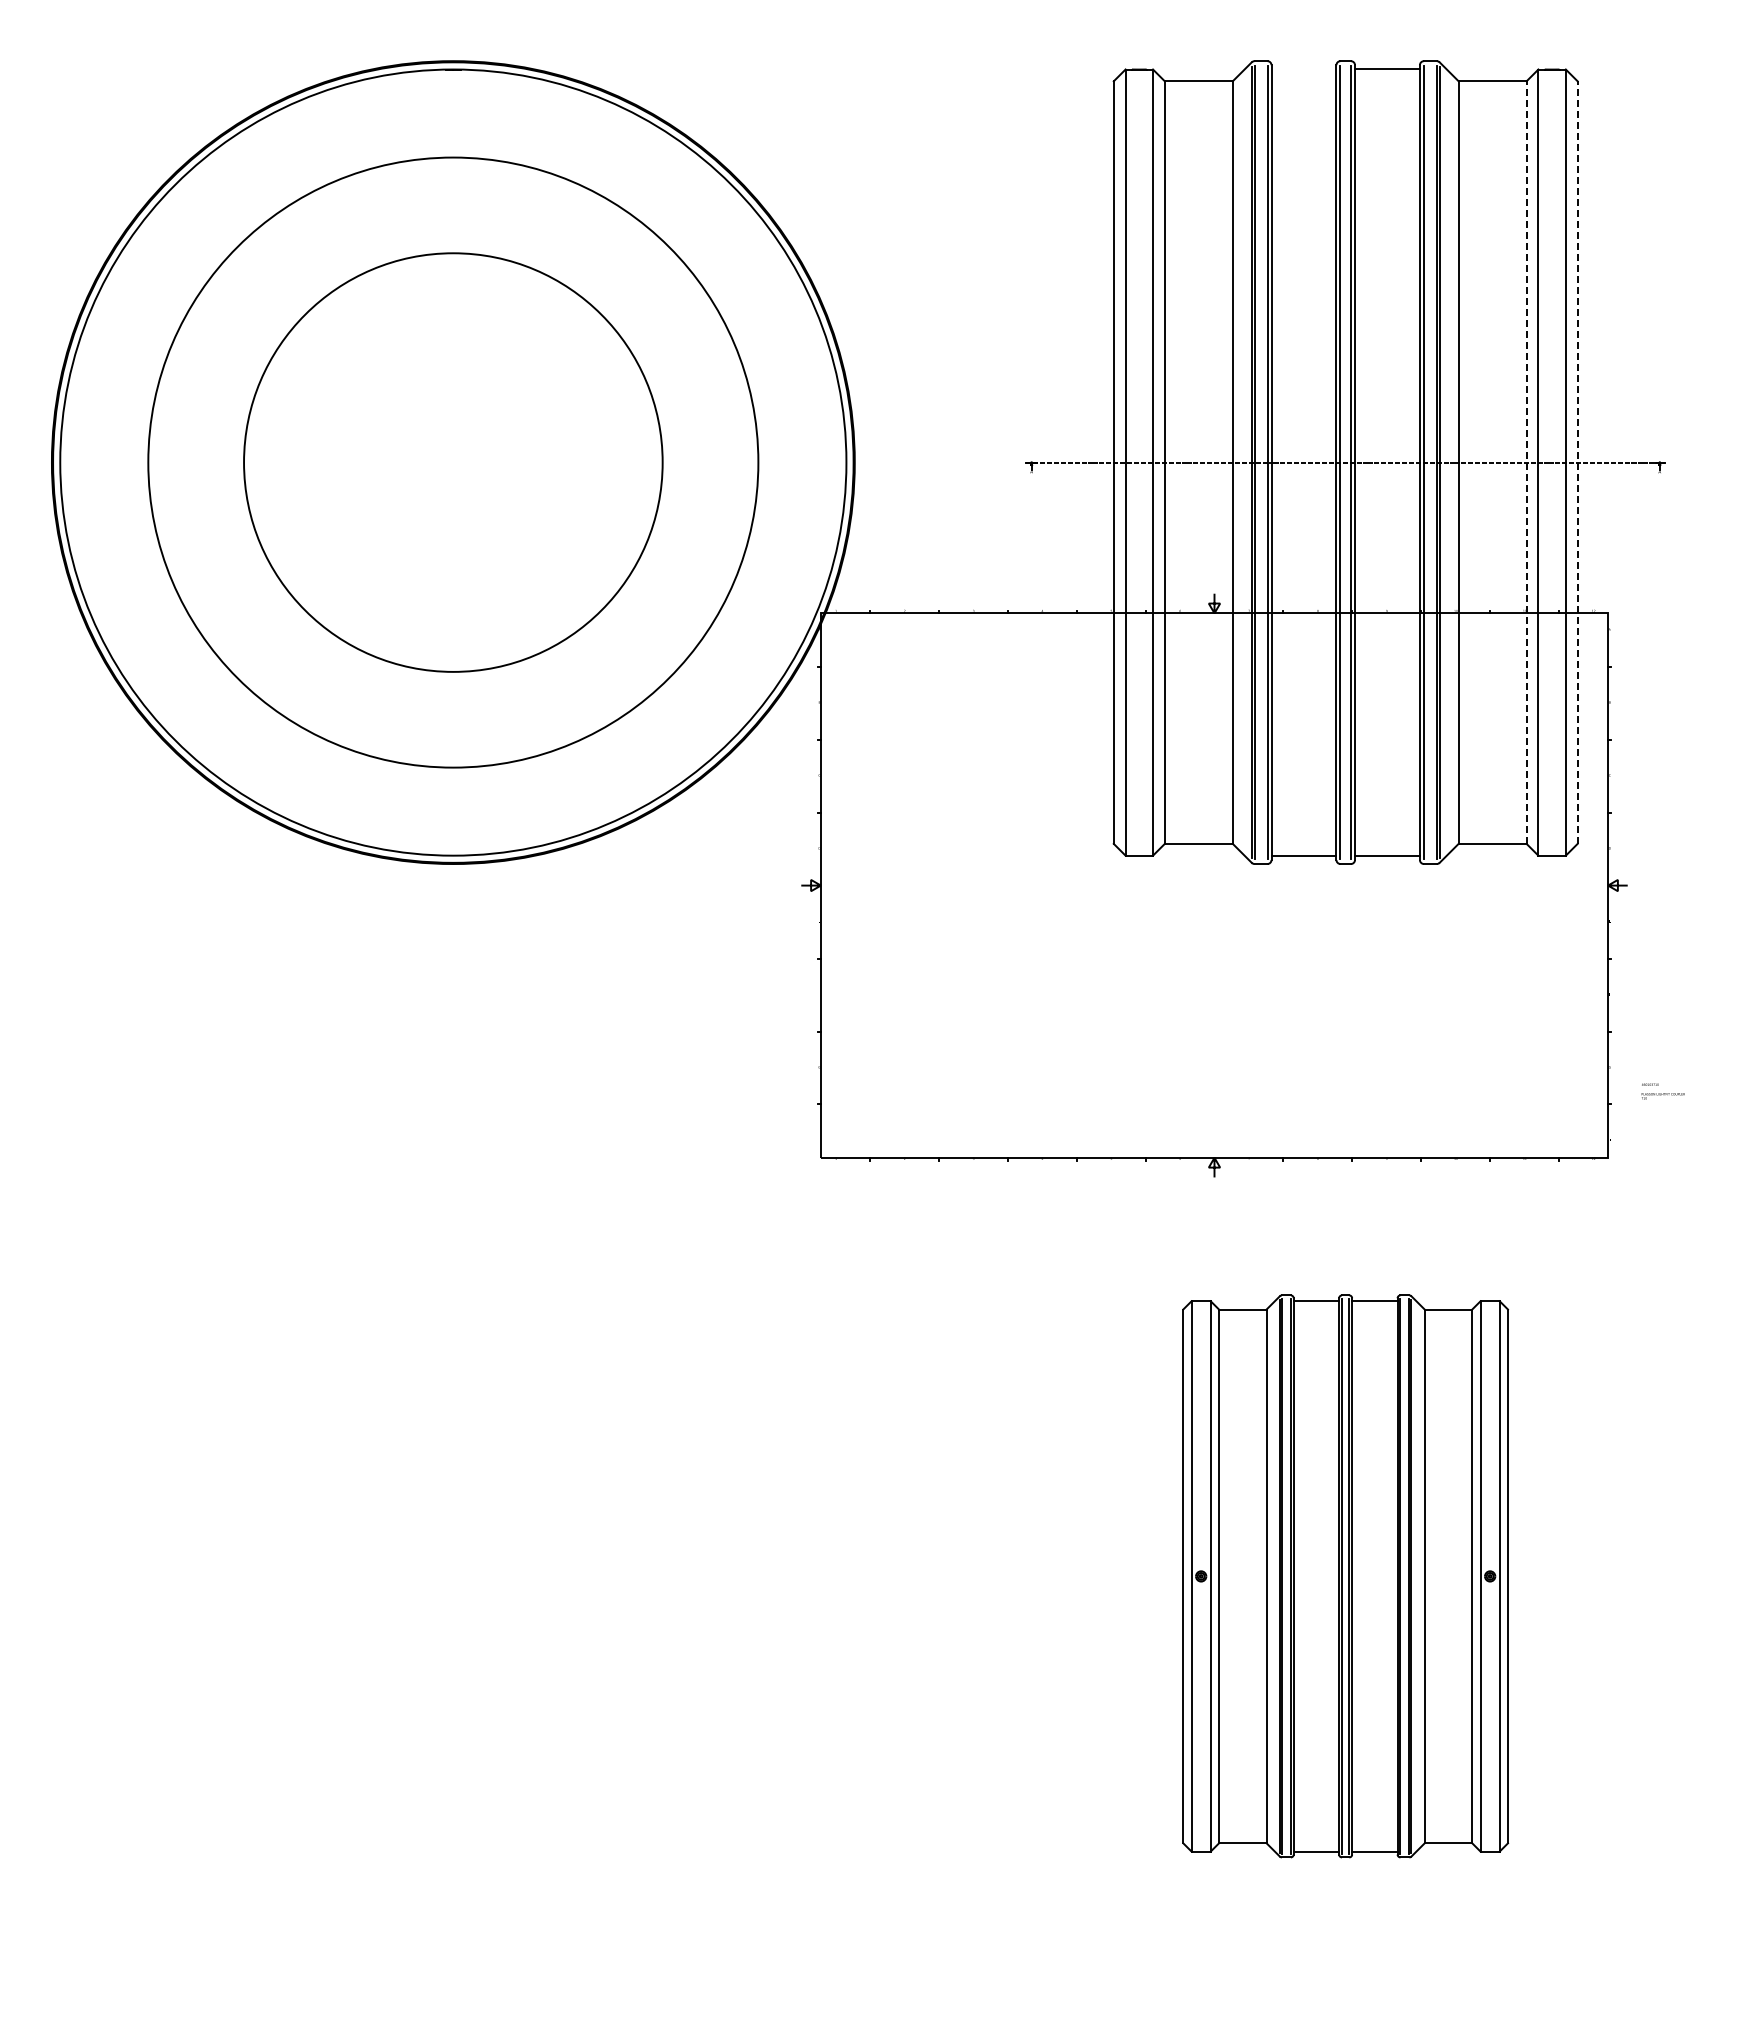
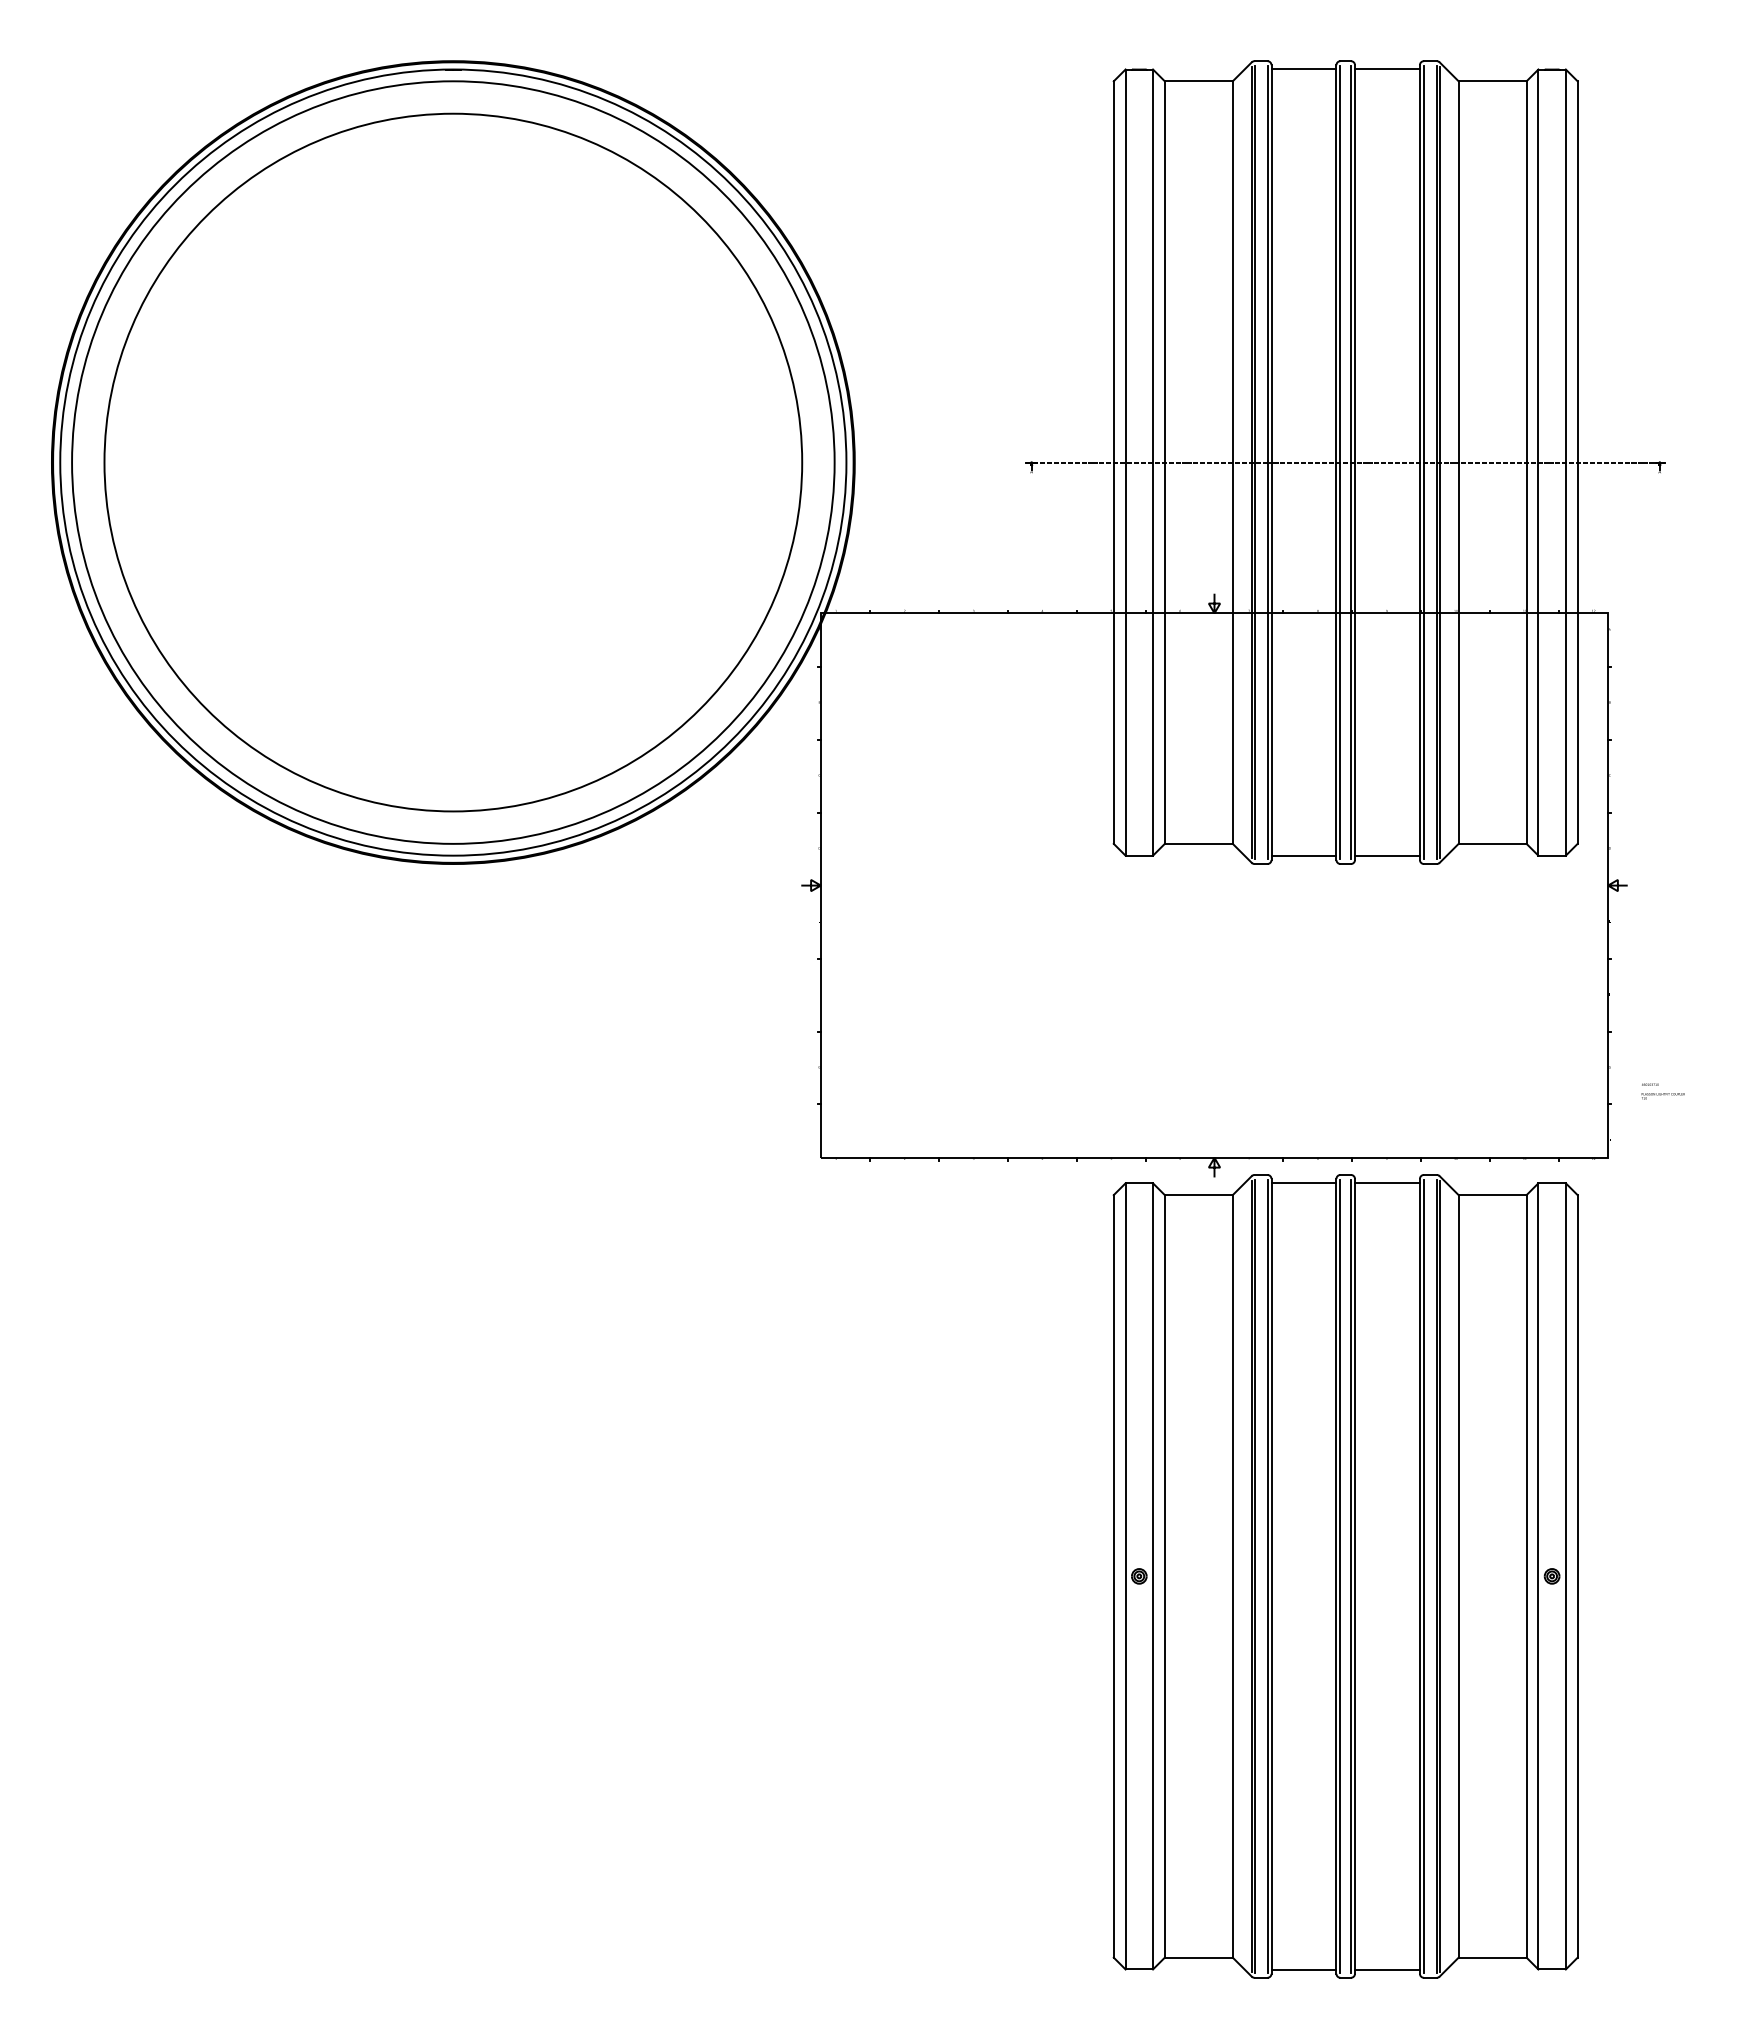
line: none -> present (1303, 69)
circle diameter: 419 px -> 698 px (453, 462)
circle diameter: 610 px -> 763 px (453, 462)
line: dashed -> solid (1526, 462)
line: dashed -> solid (1577, 462)
part size: 328x565 px -> 467x805 px (1345, 1576)
